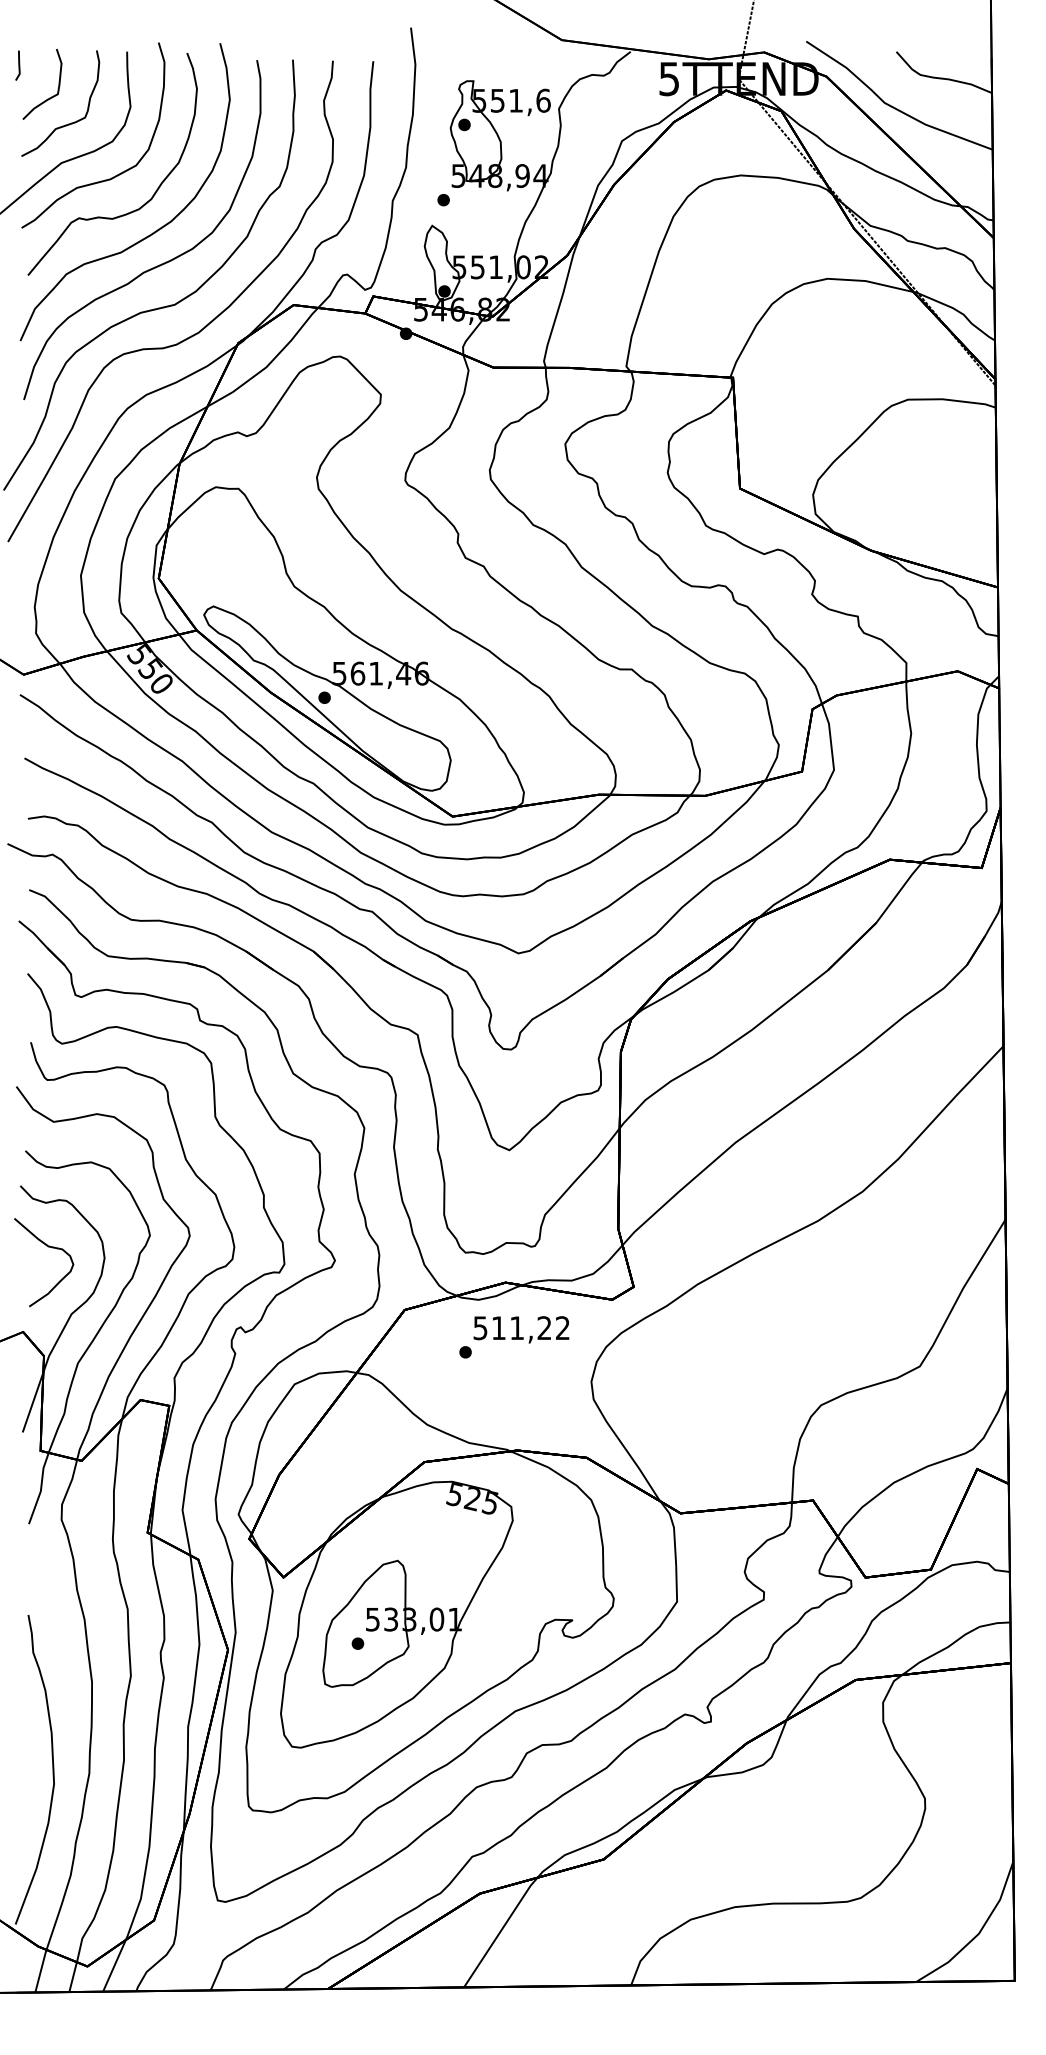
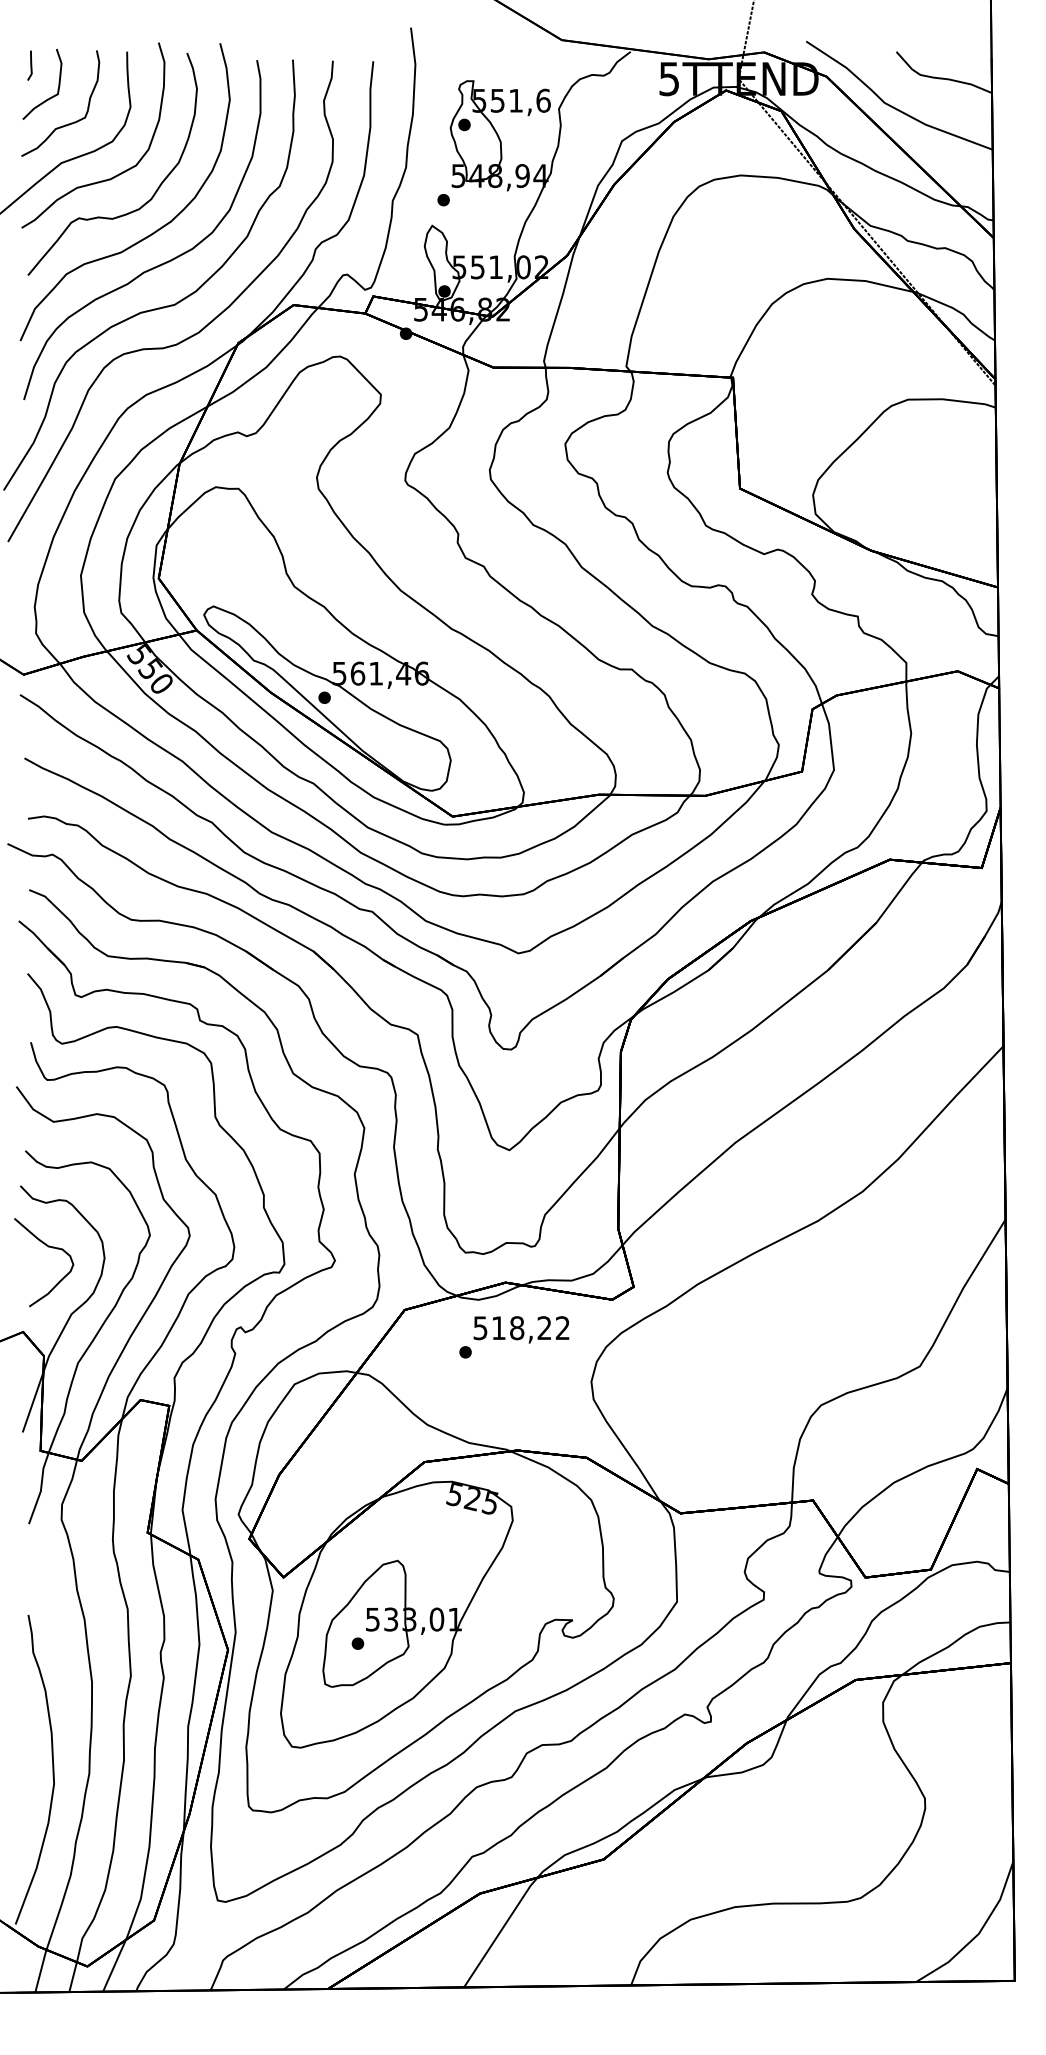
part position: (17, 65) -> (29, 65) (29, 65)
text: 511,22 -> 518,22 (517, 1328)
